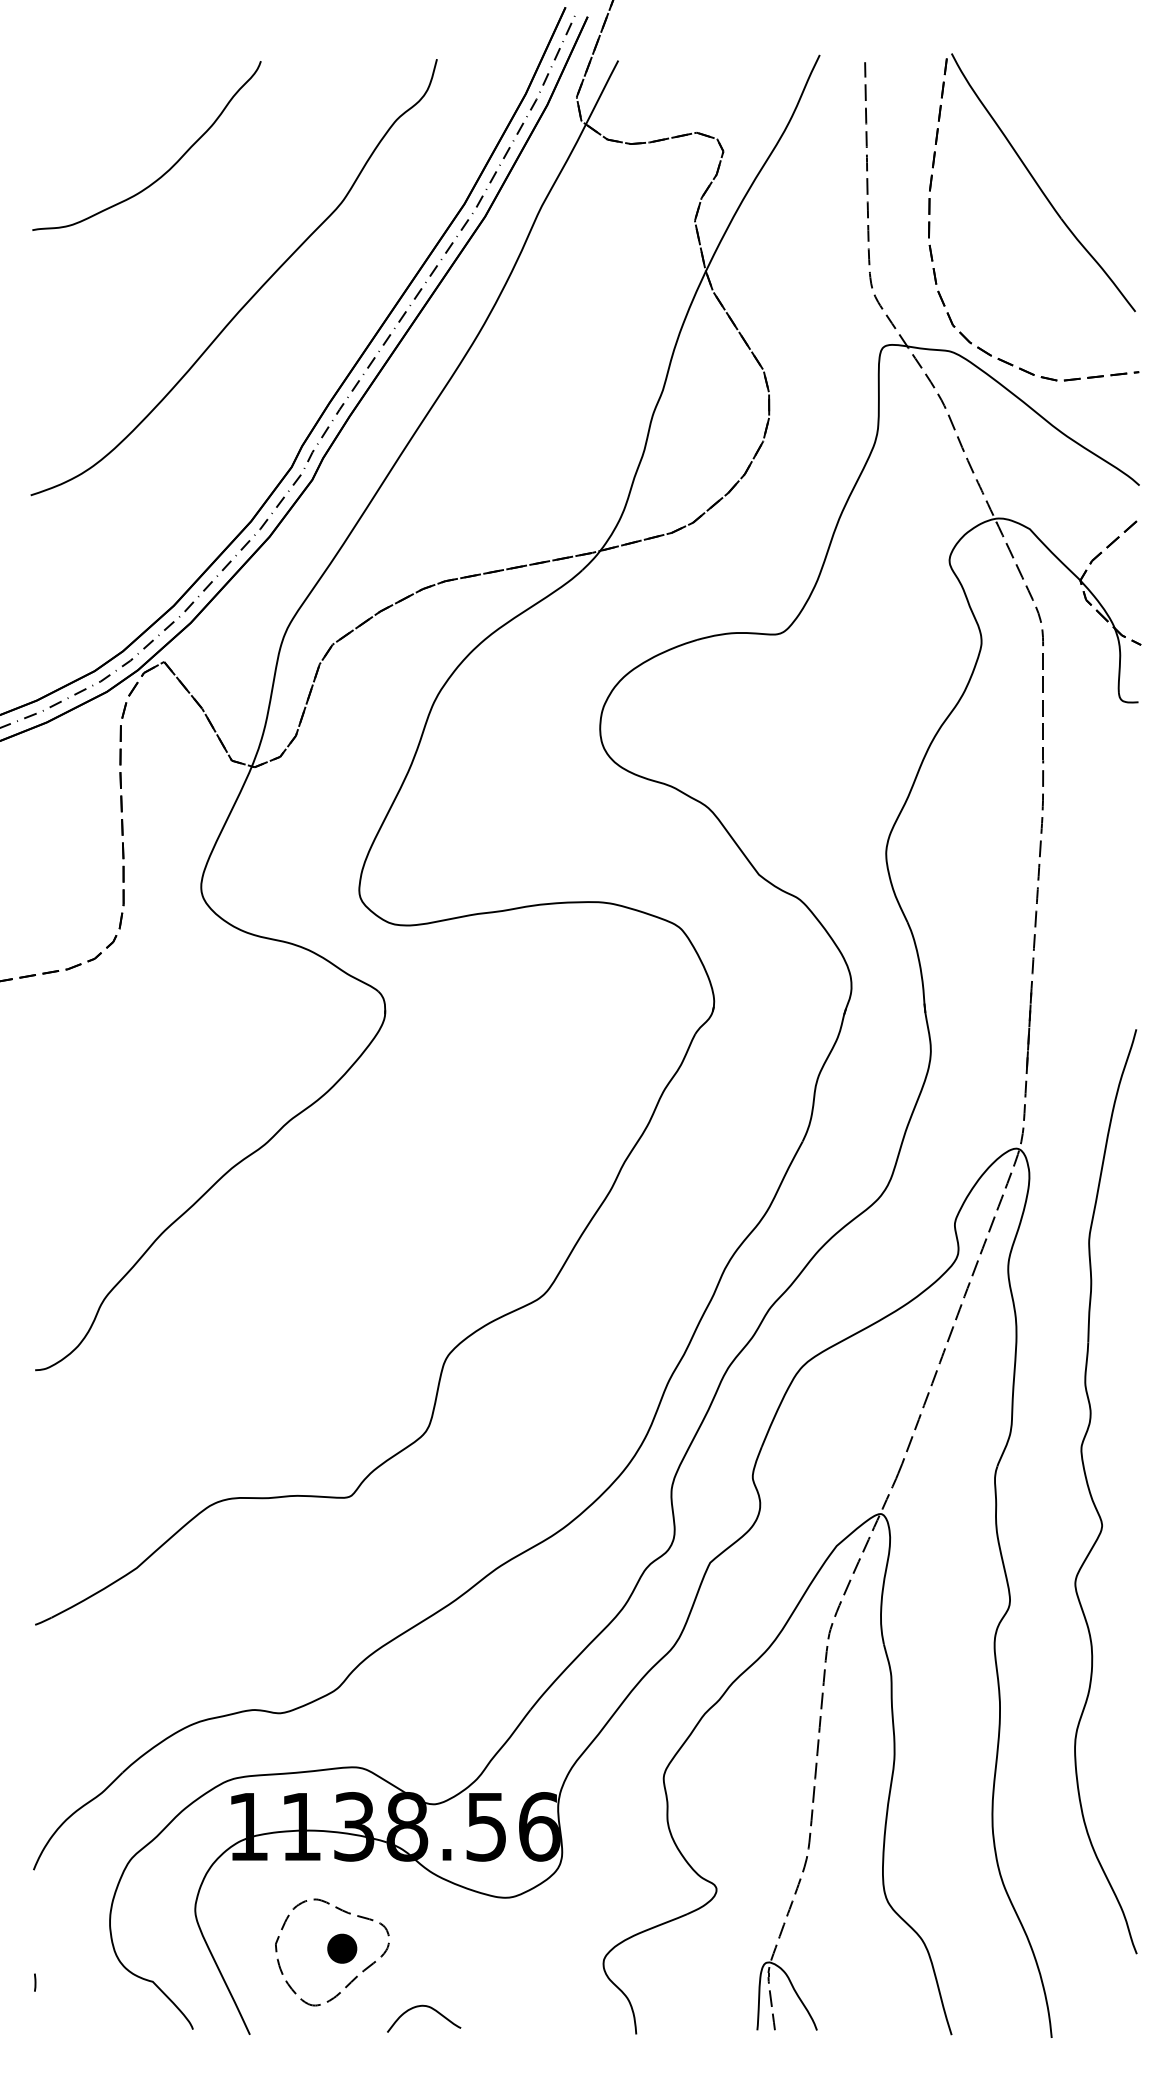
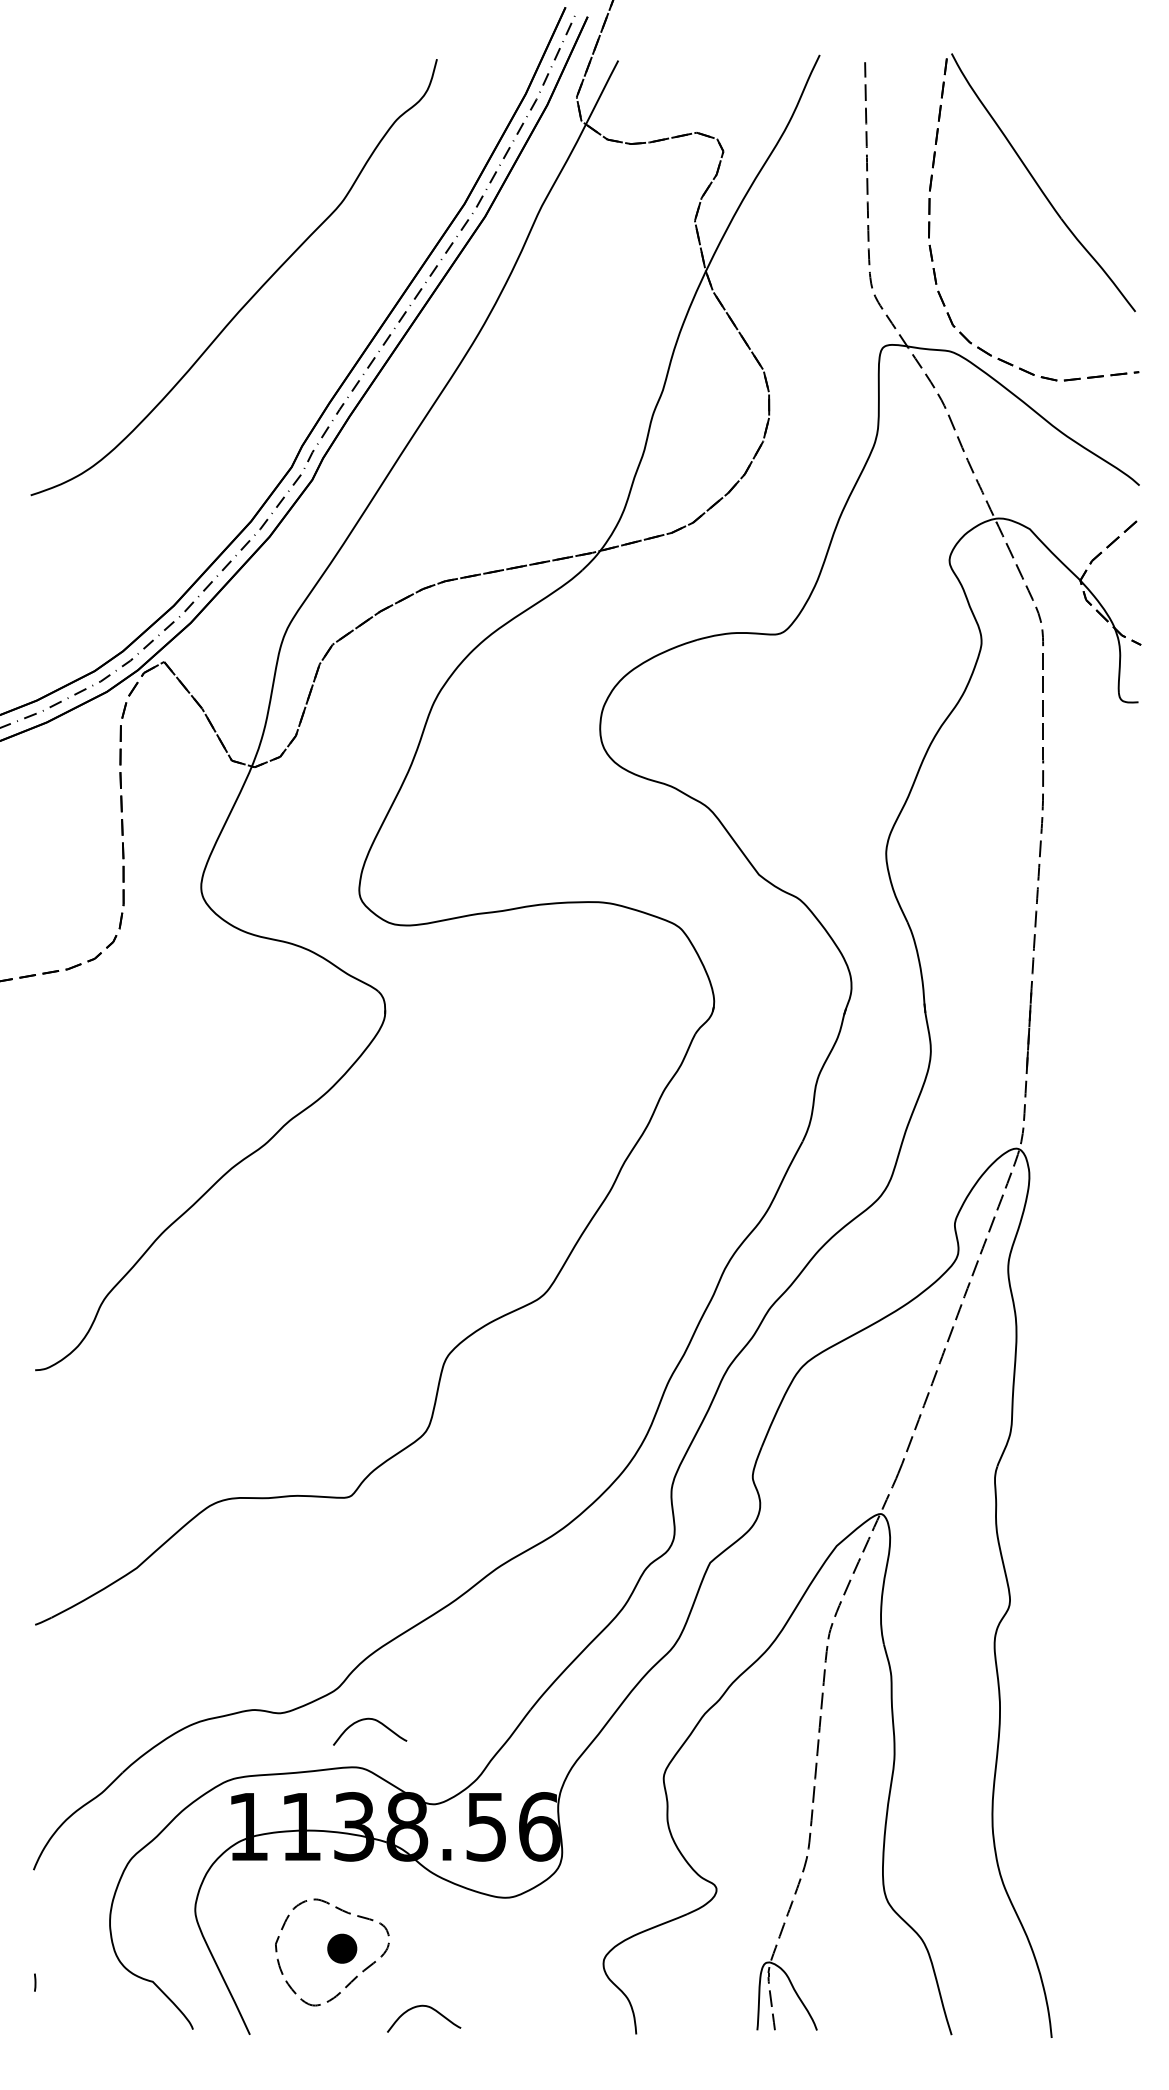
curve: present -> none (164, 172)
part: present -> none (1092, 1496)
curve: none -> present (372, 1720)
